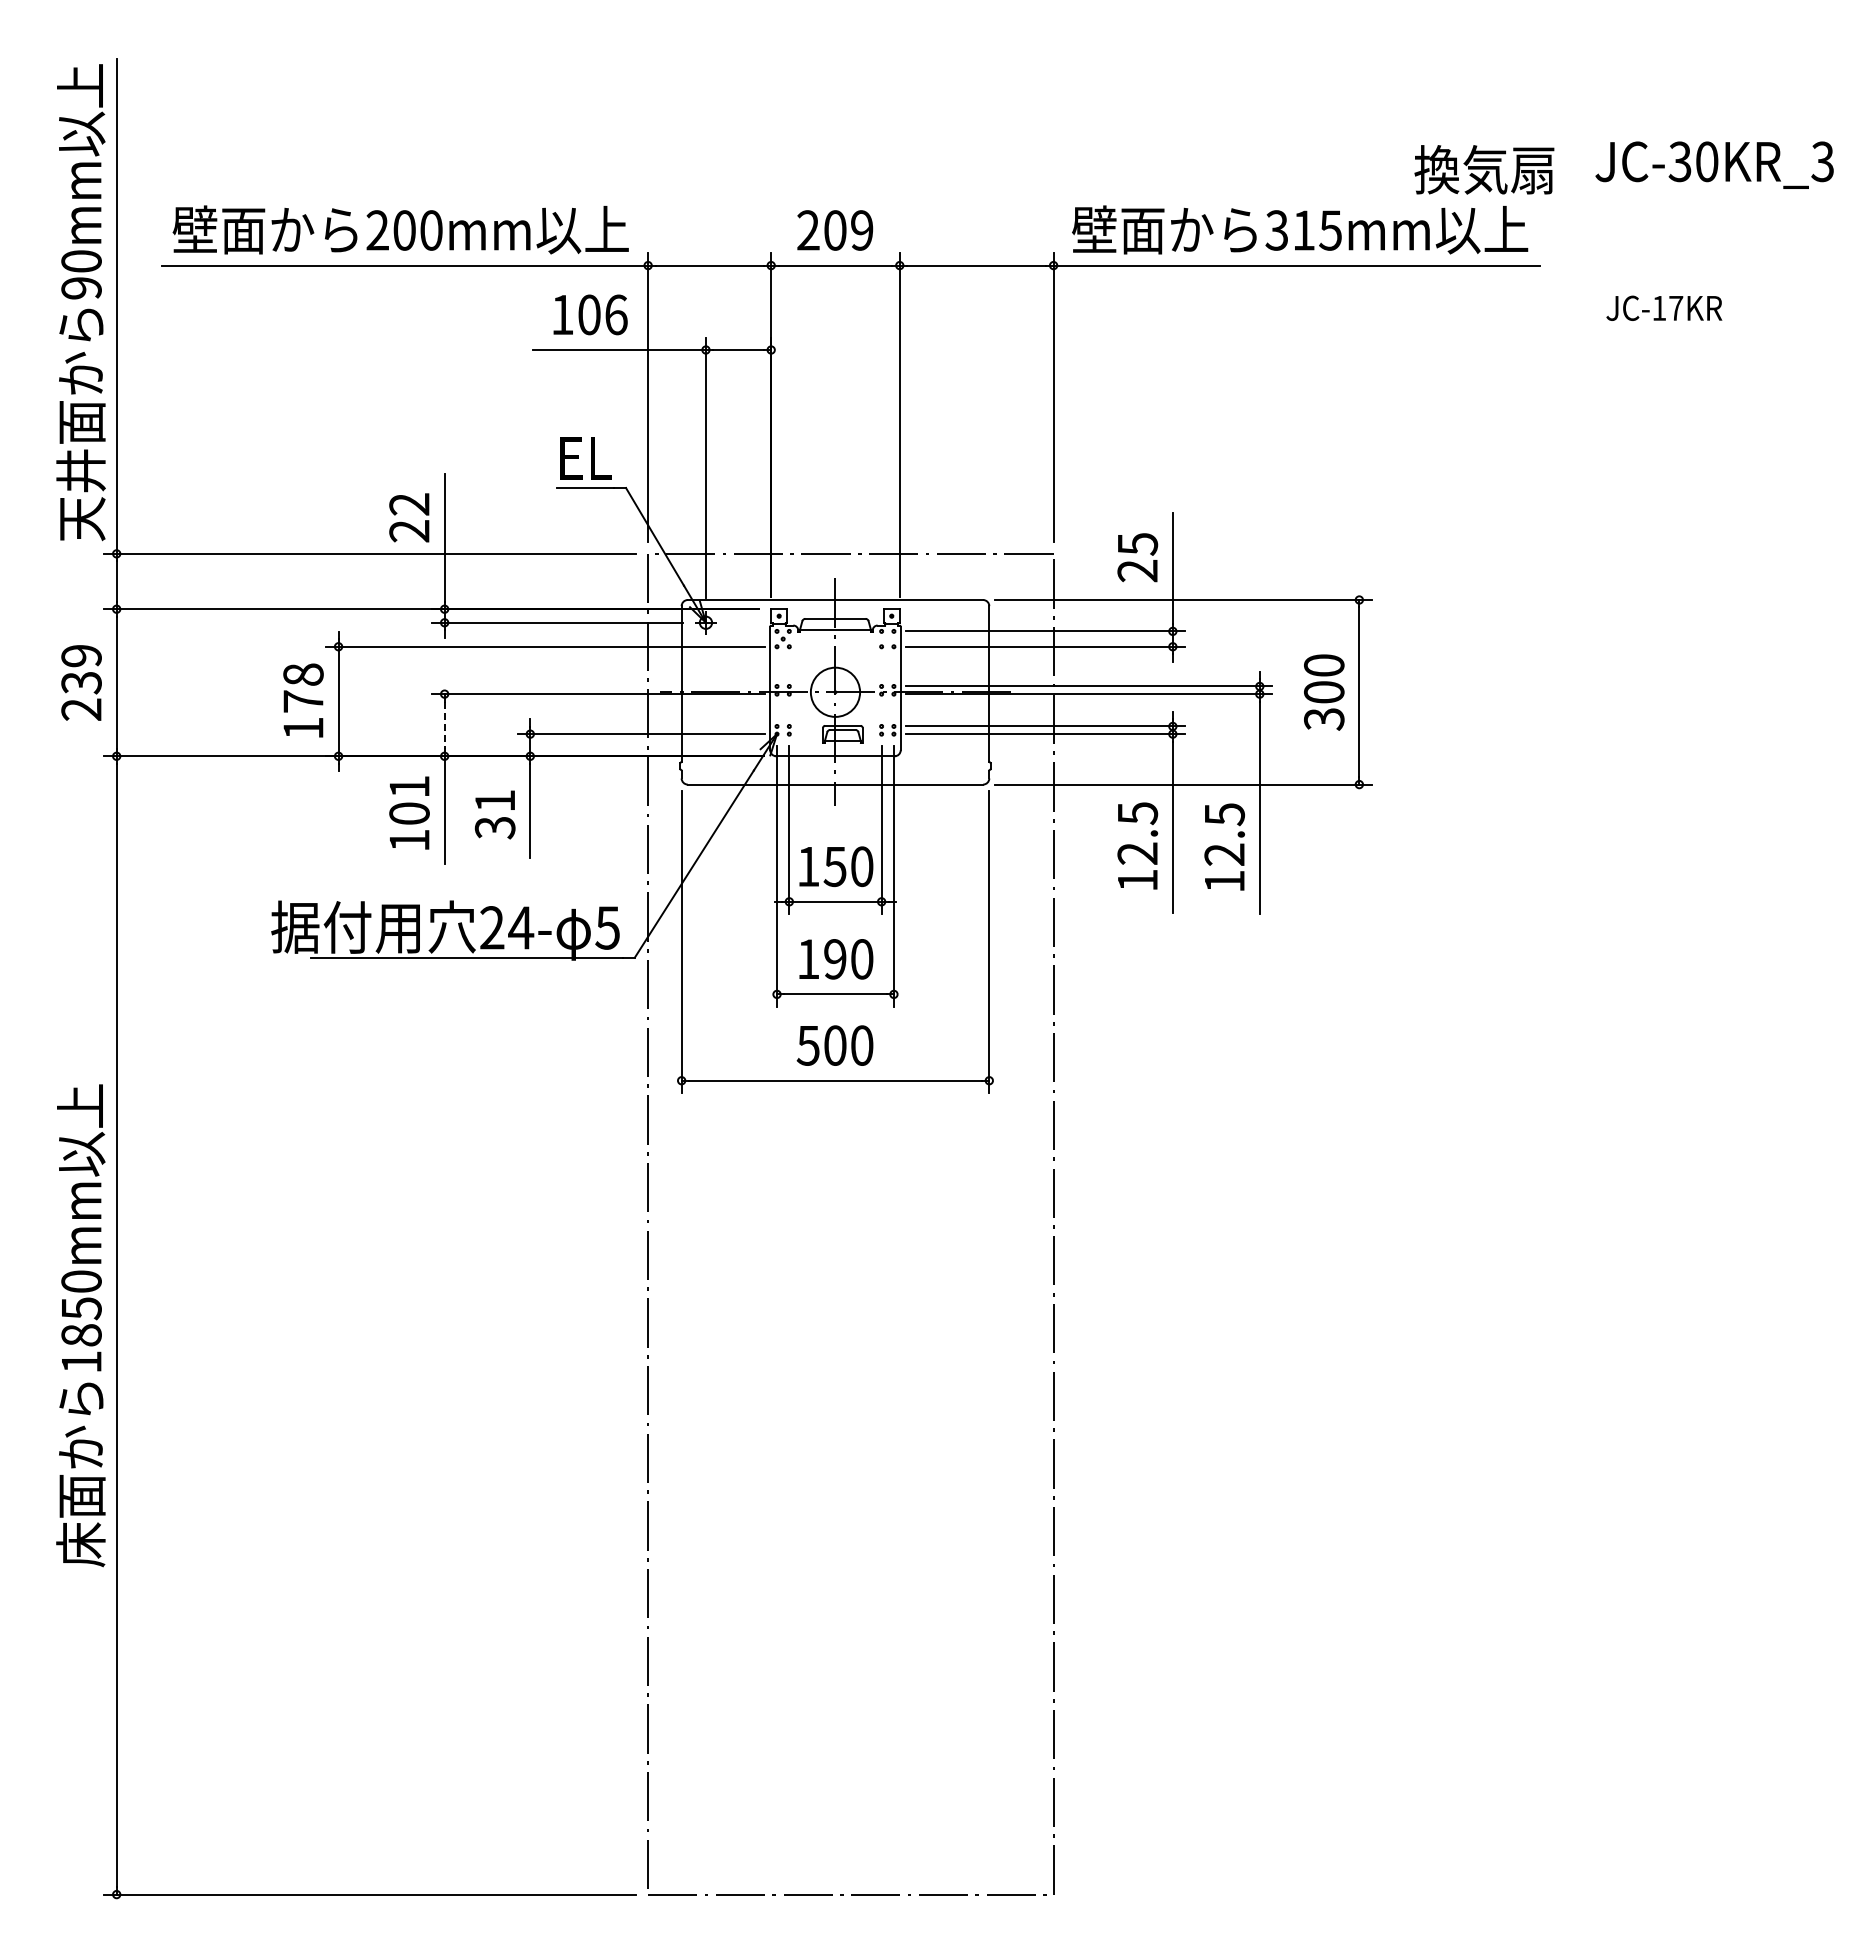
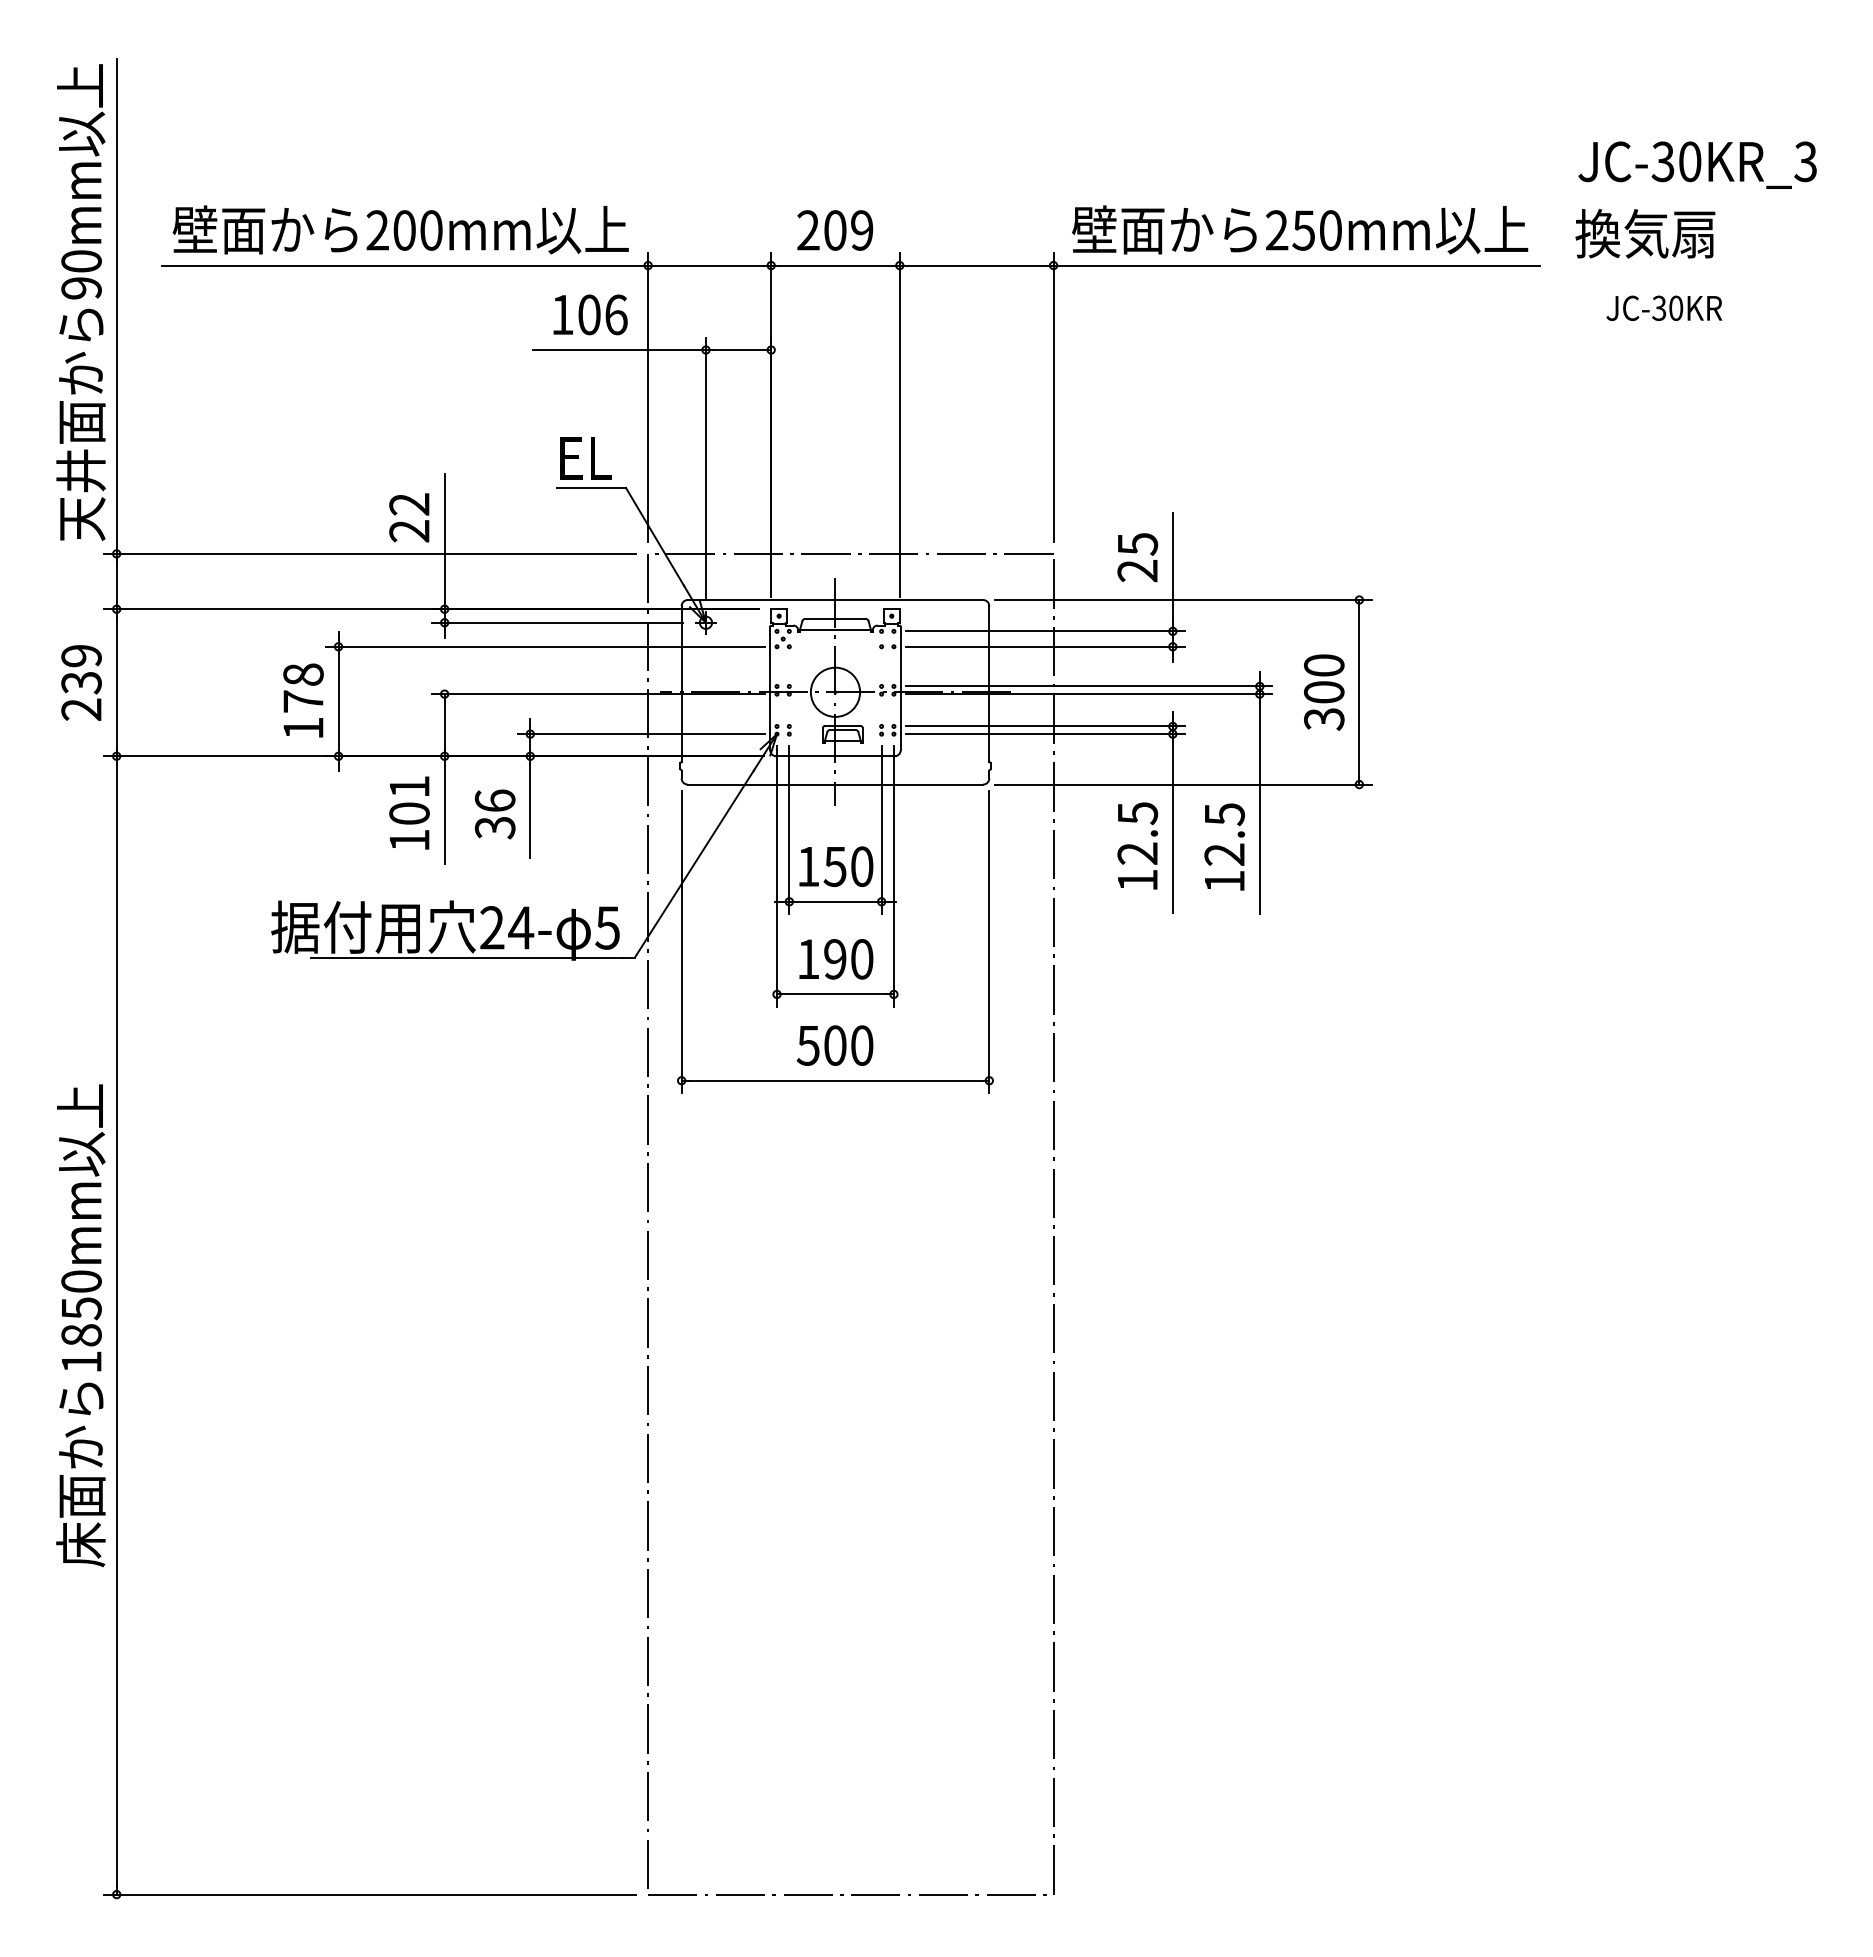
text position: (1714, 164) -> (1697, 164) (1697, 164)
text position: (1484, 169) -> (1645, 233) (1645, 233)
text: 315mm -> 250mm (1303, 230)
text: JC-17KR -> JC-30KR (1667, 307)
line: dashed -> solid (444, 725)
text: 31 -> 36 (494, 800)
